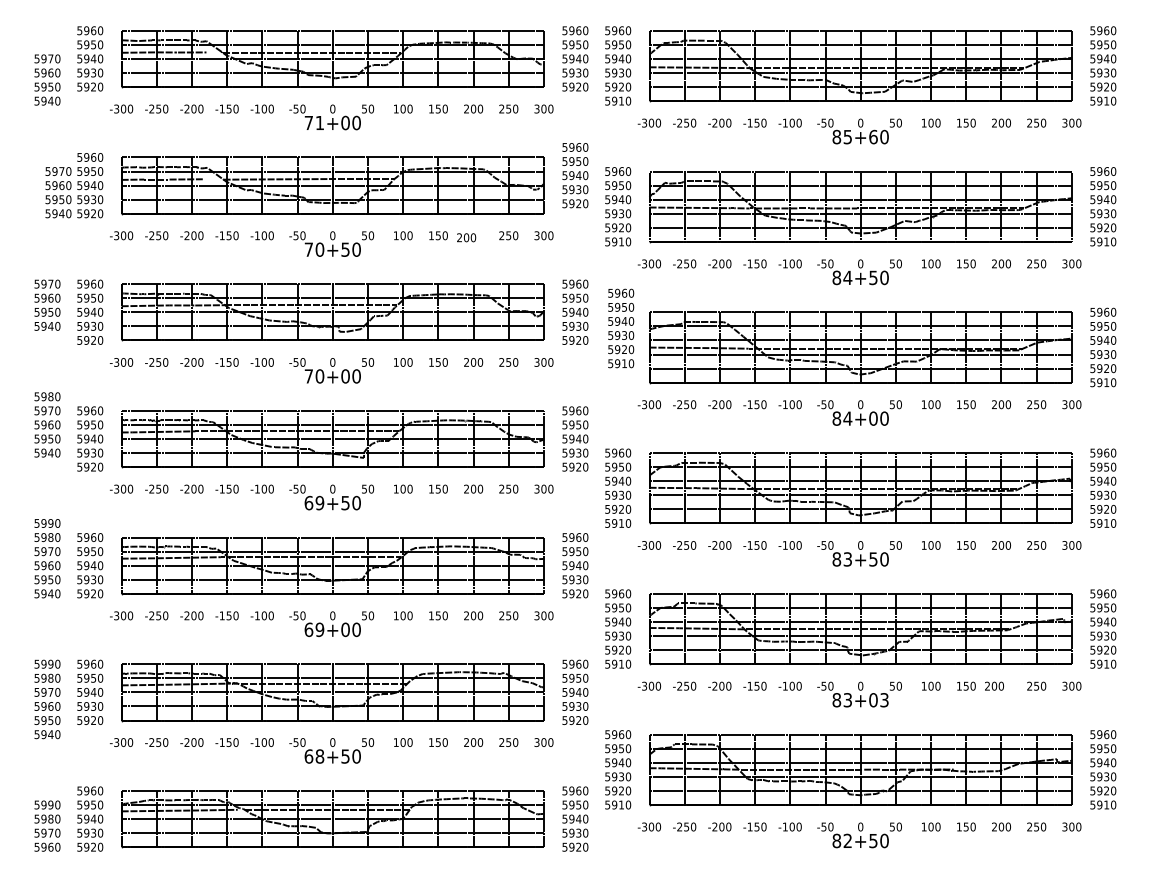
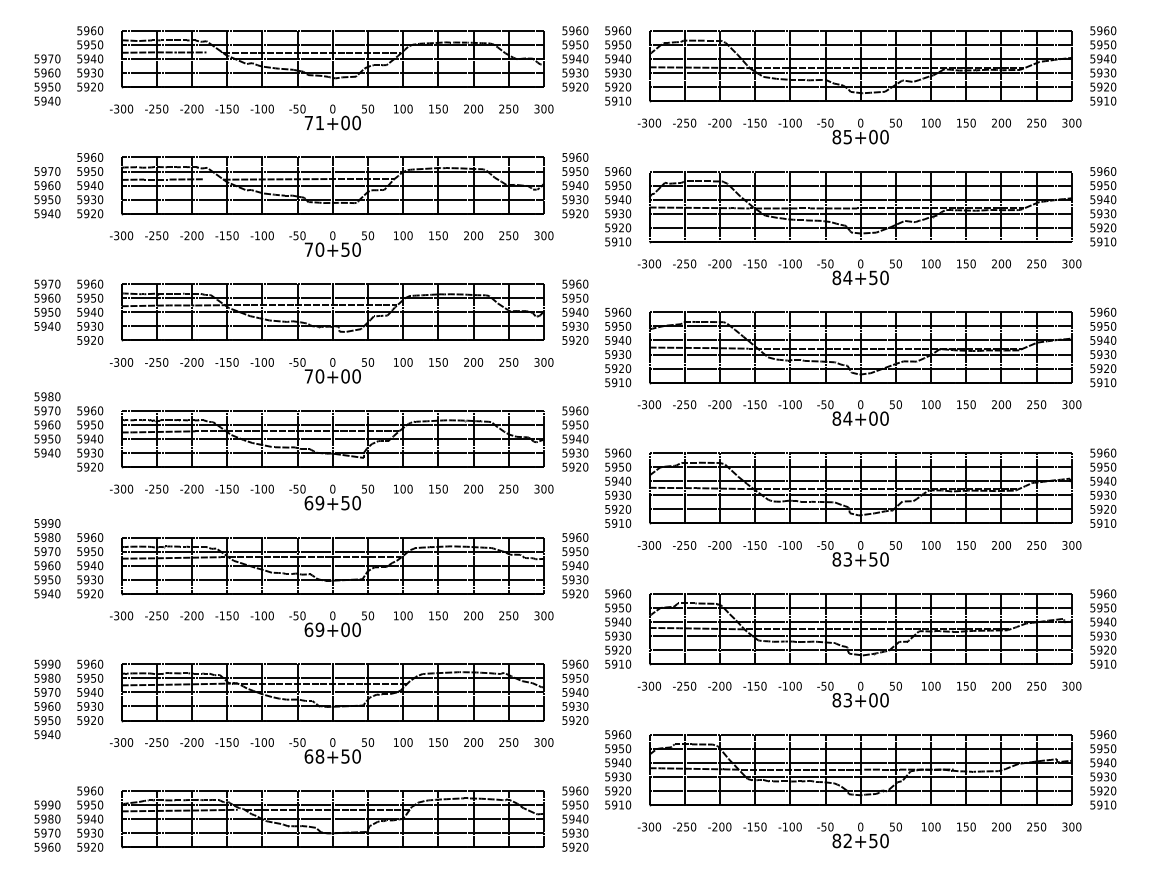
text: 85+60 -> 85+00 (873, 136)
text position: (575, 175) -> (575, 185) (575, 185)
text position: (58, 192) -> (47, 192) (47, 192)
text position: (466, 237) -> (473, 235) (473, 235)
text position: (621, 328) -> (618, 347) (618, 347)
text position: (994, 685) -> (1001, 685) (1001, 685)
text: 83+03 -> 83+00 (884, 700)
